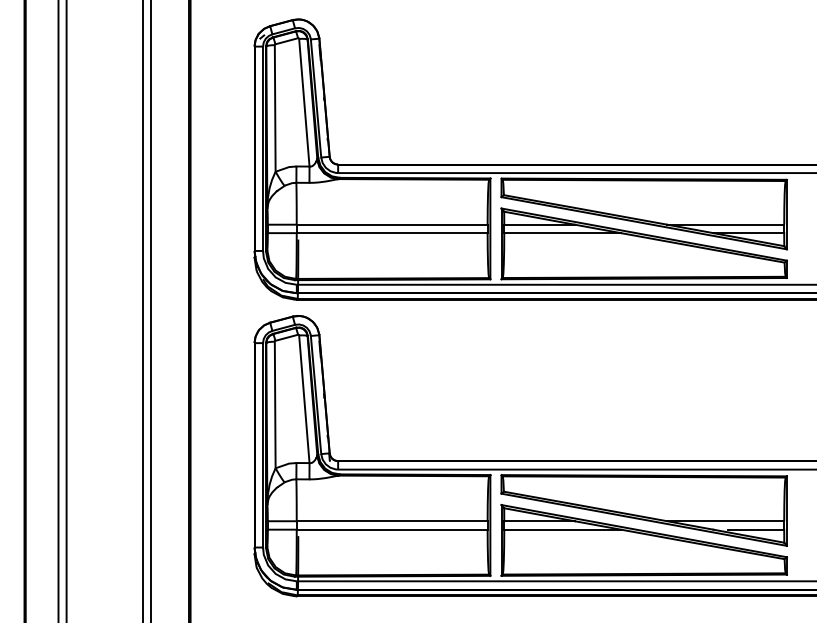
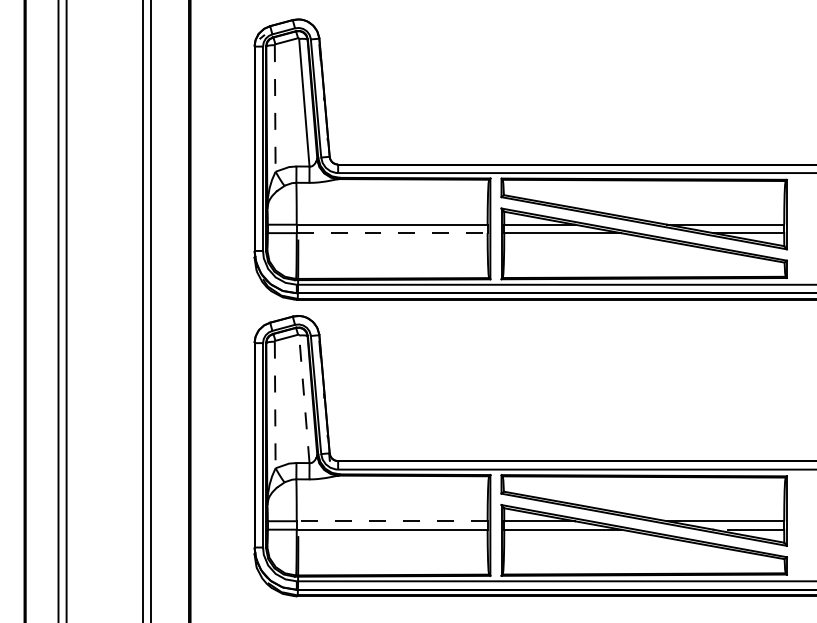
line: solid -> dashed (275, 108)
line: solid -> dashed (392, 233)
line: solid -> dashed (304, 398)
line: solid -> dashed (275, 405)
line: solid -> dashed (391, 521)
